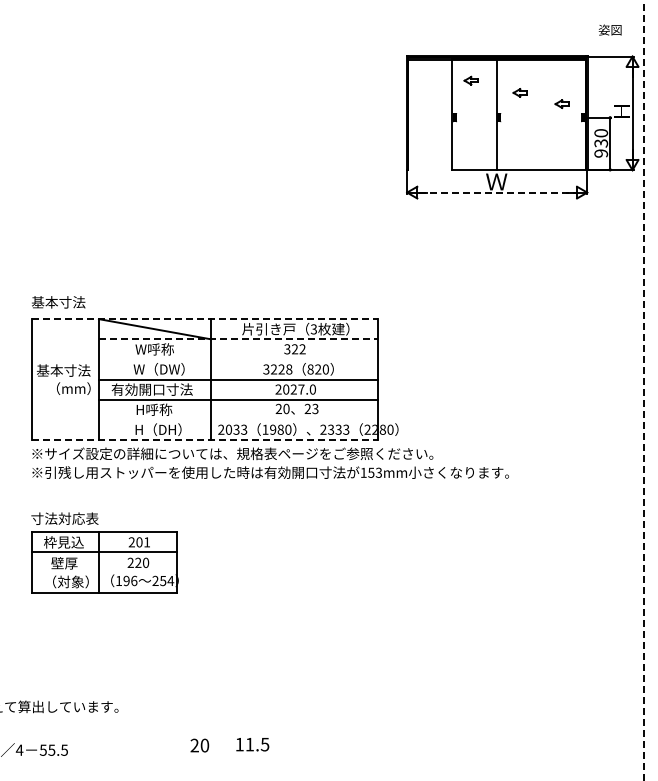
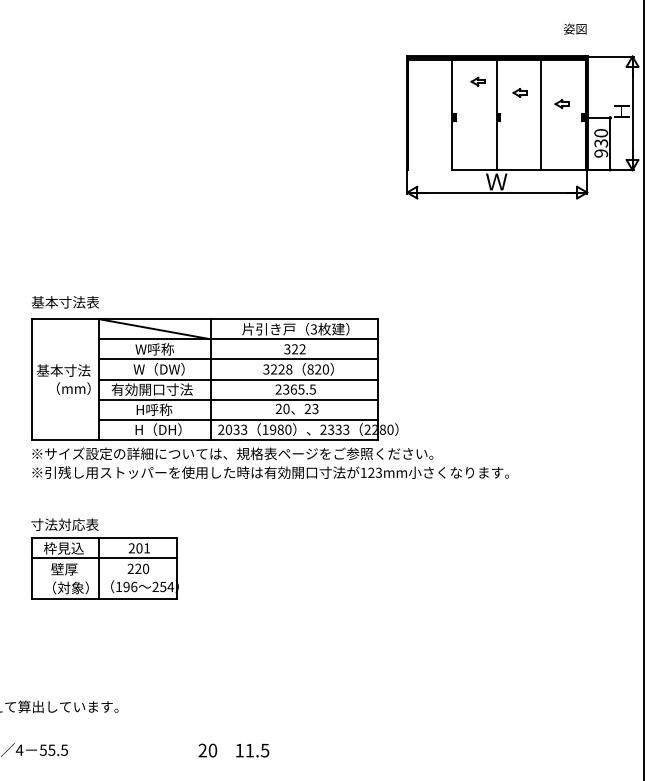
text position: (609, 29) -> (574, 28) (574, 28)
part position: (470, 80) -> (477, 81) (477, 81)
line: none -> present (540, 114)
line: dashed -> solid (497, 192)
text: 基本寸法 -> 基本寸法表 (92, 302)
line: dashed -> solid (205, 319)
line: dashed -> solid (238, 339)
line: none -> present (238, 359)
text: 2027.0 -> 2365.5 (299, 389)
line: dashed -> solid (643, 390)
line: none -> present (238, 419)
line: dashed -> solid (205, 439)
text: 153mm -> 123mm (371, 472)
part position: (104, 552) -> (104, 558) (104, 558)
text position: (252, 744) -> (252, 750) (252, 750)
text position: (199, 745) -> (207, 750) (207, 750)
